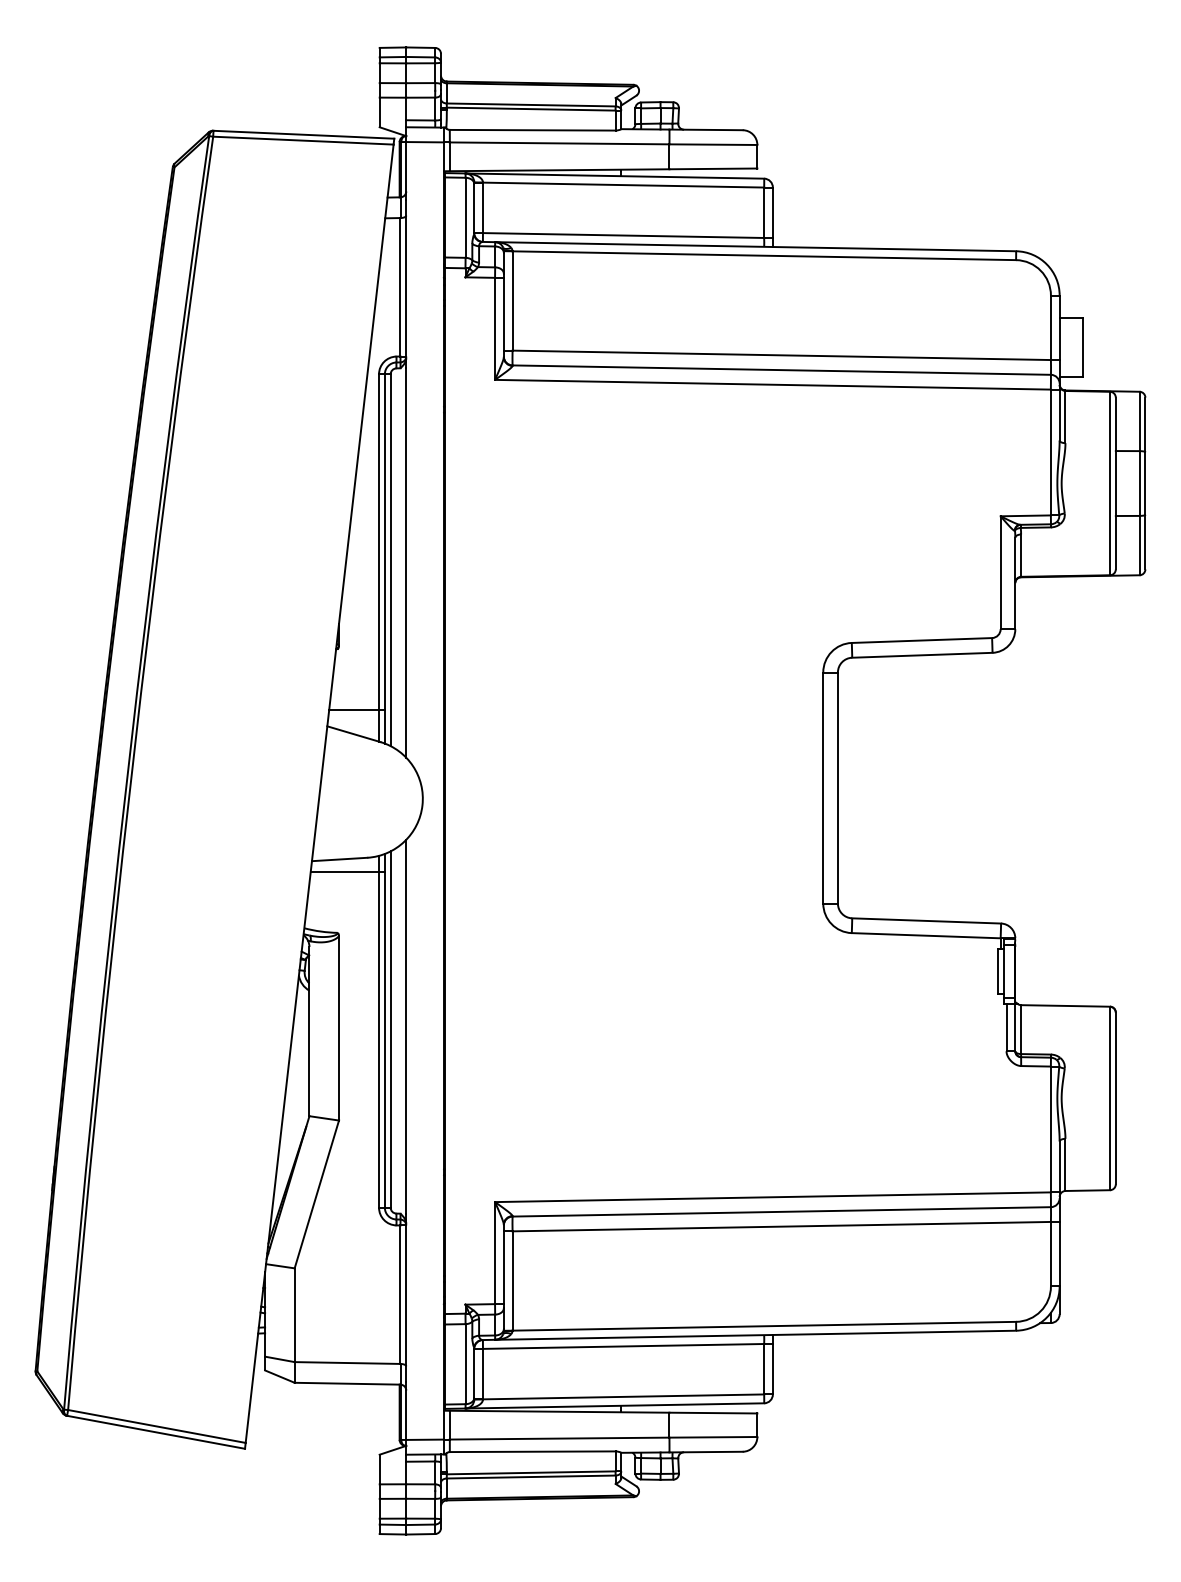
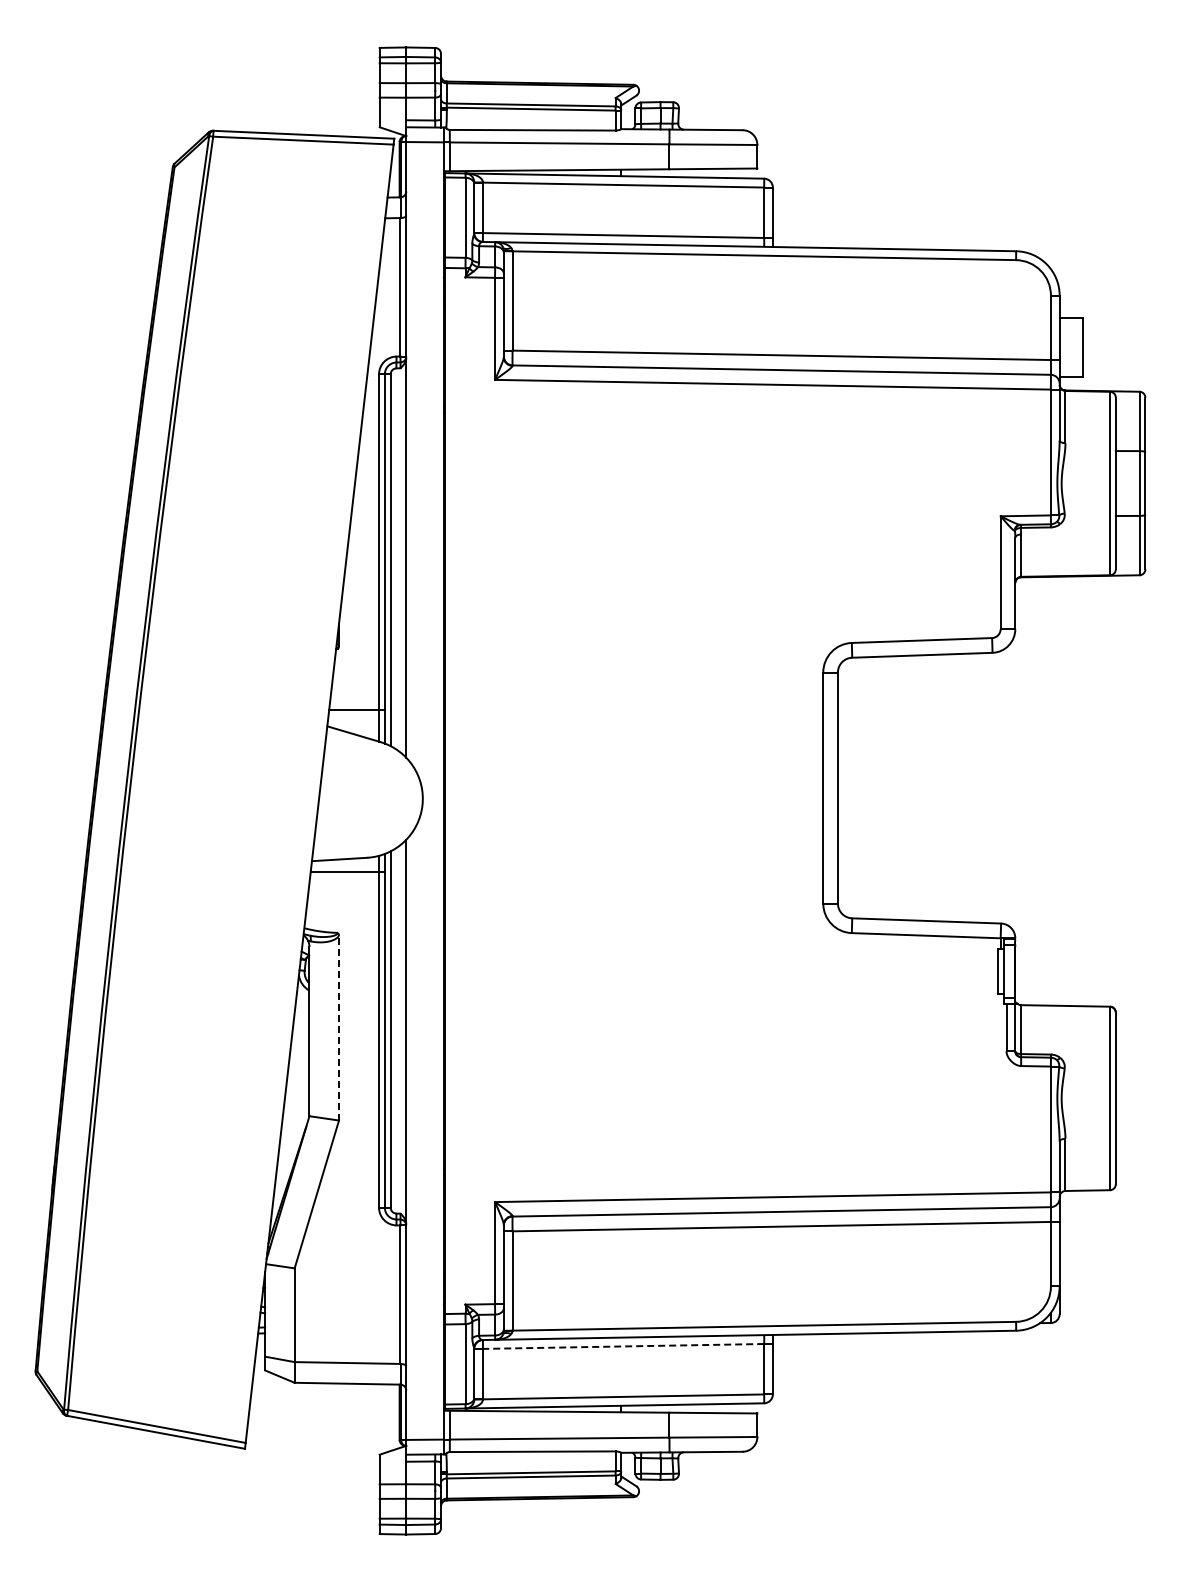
line: solid -> dashed (339, 1027)
line: solid -> dashed (623, 1346)
